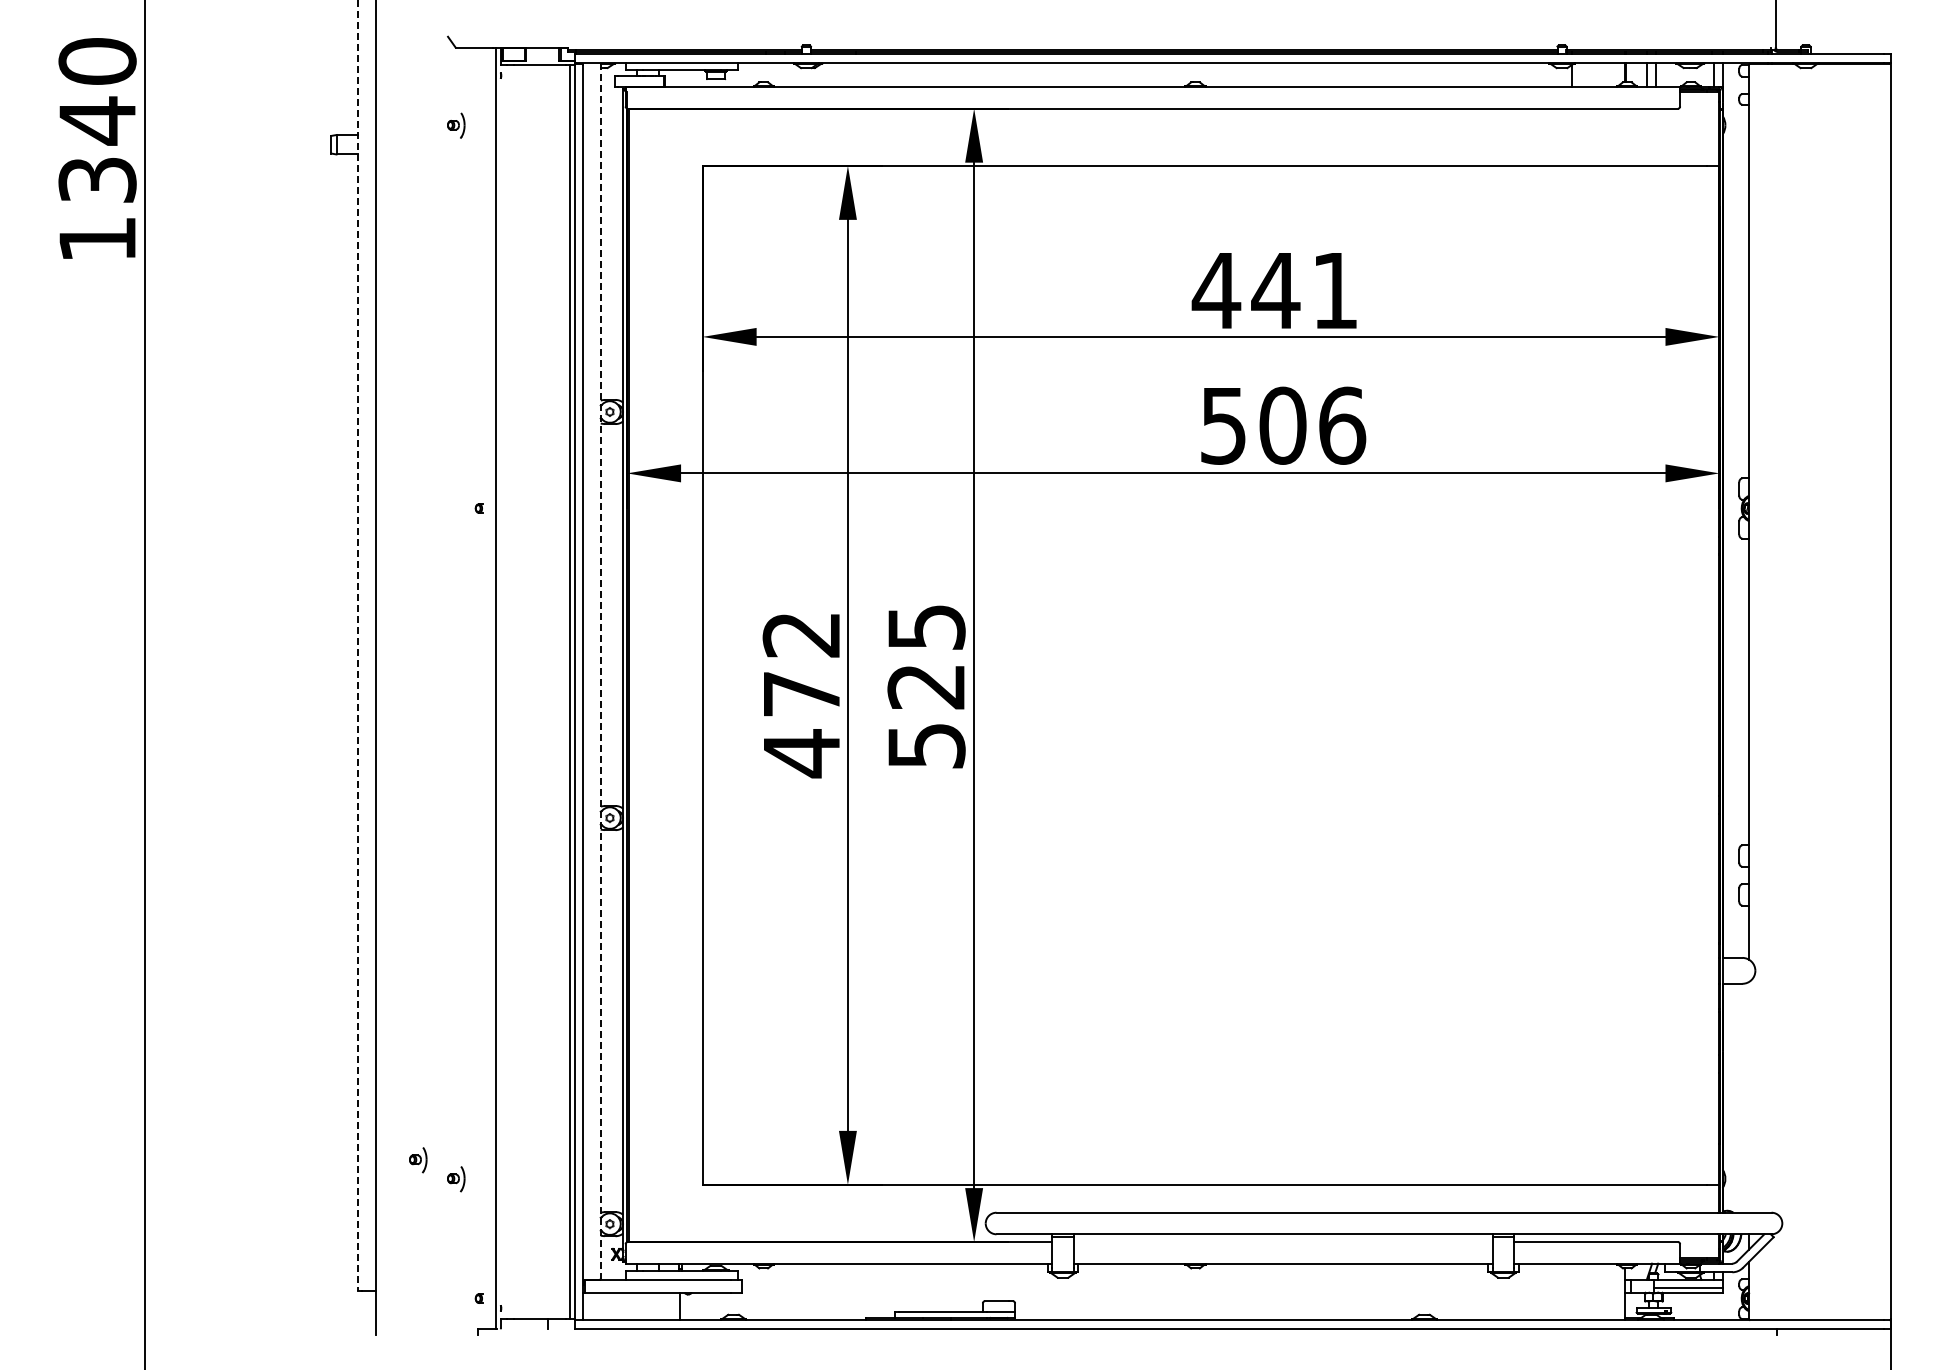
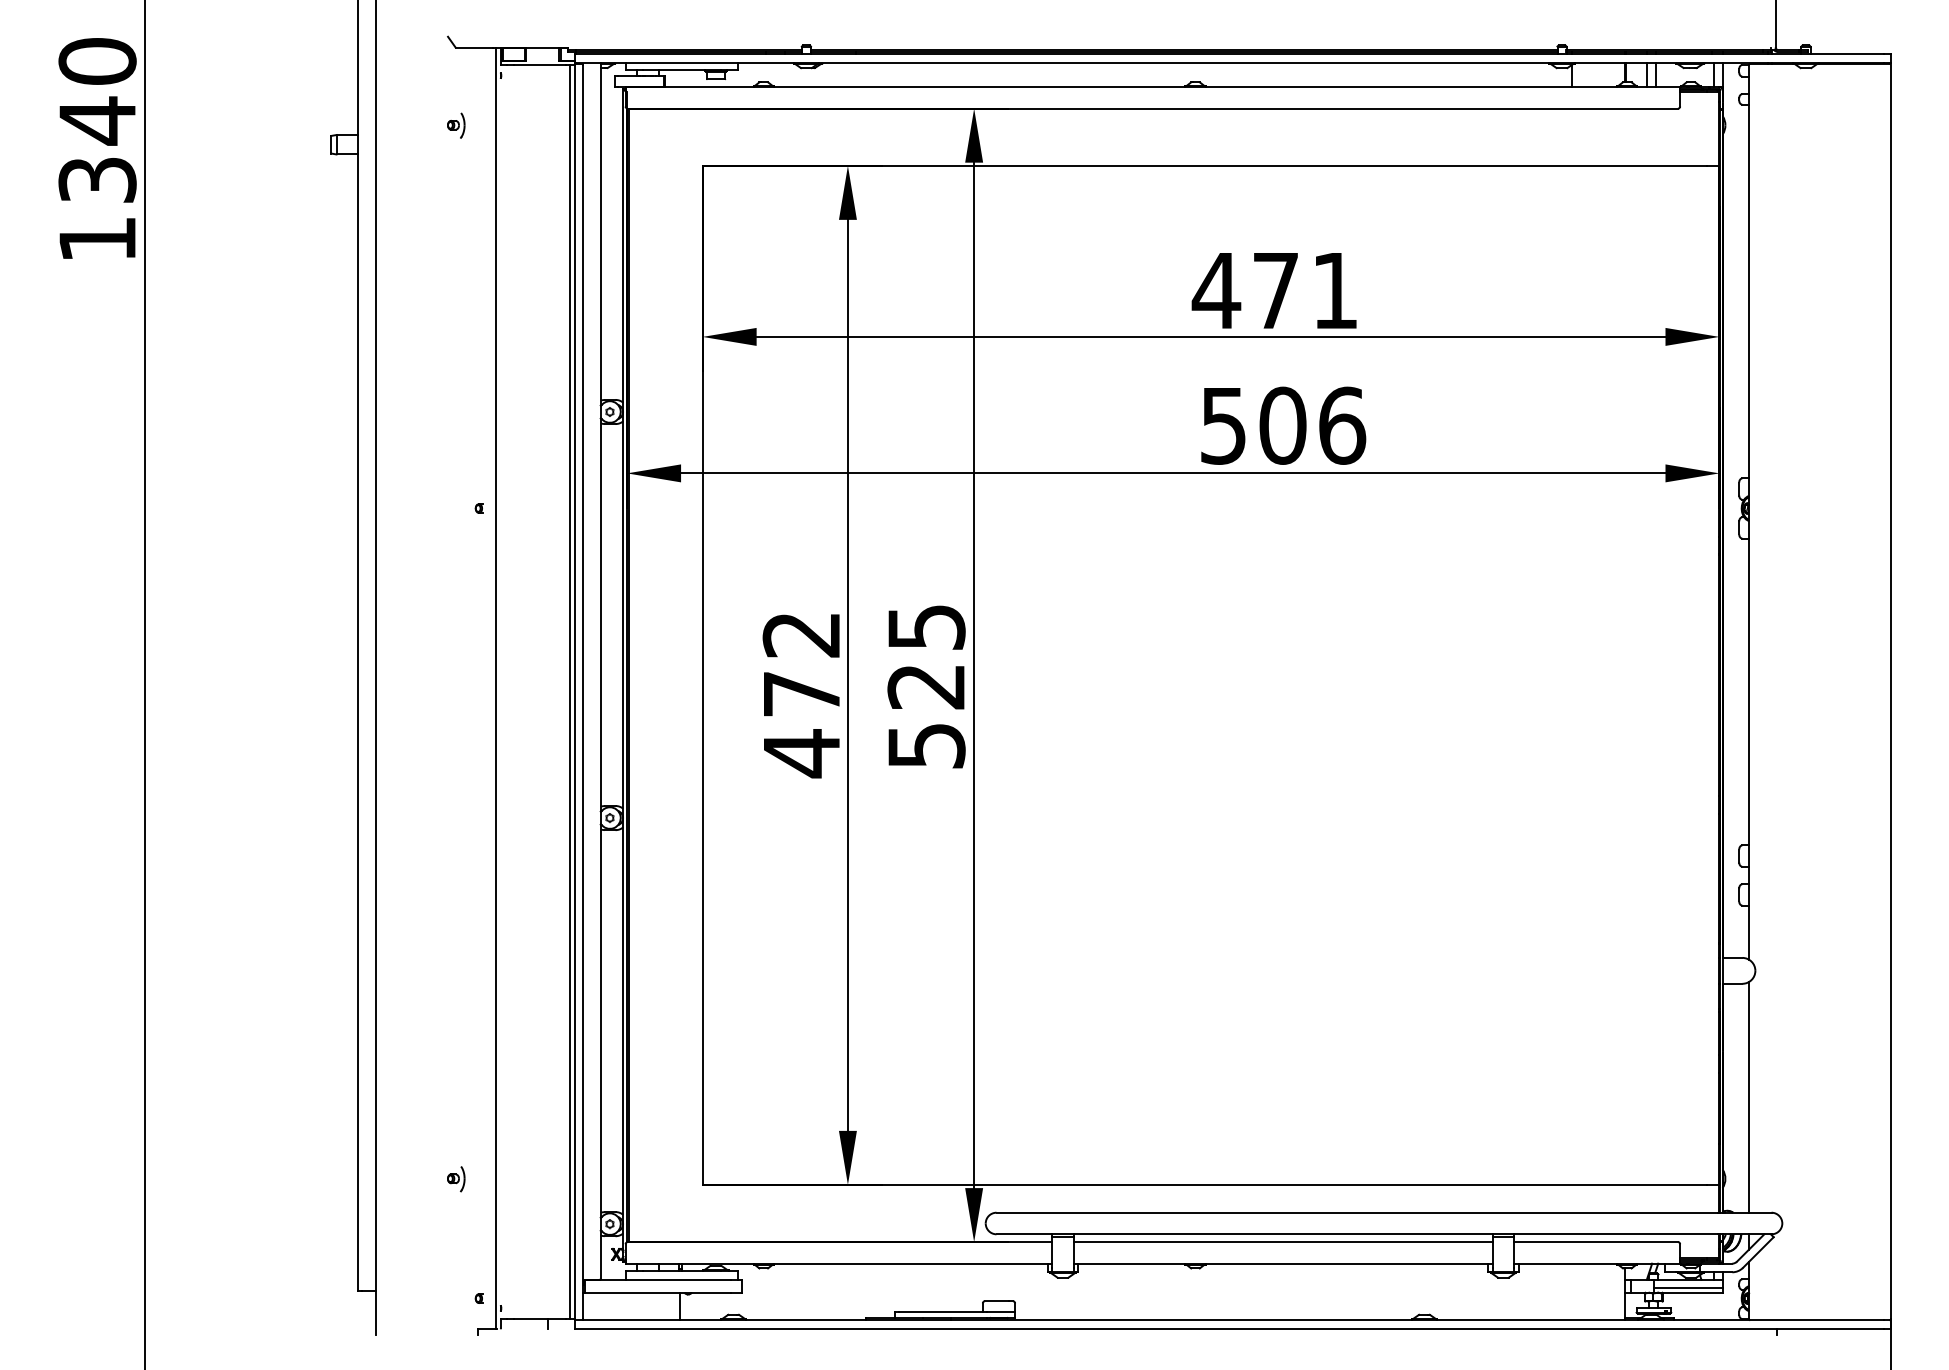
text: 441 -> 471 (1275, 290)
line: dashed -> solid (358, 646)
line: dashed -> solid (600, 671)
line: none -> present (1749, 1096)
part: present -> none (418, 1160)
line: none -> present (1282, 1242)
